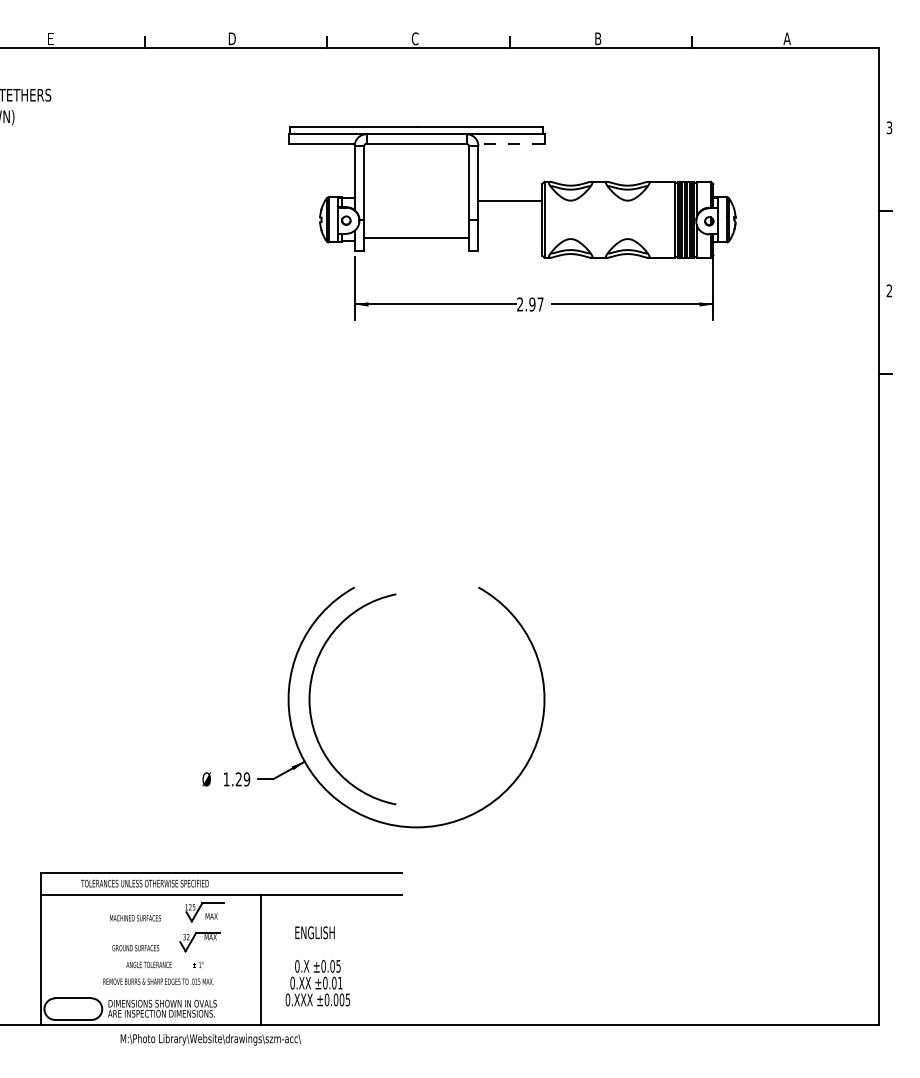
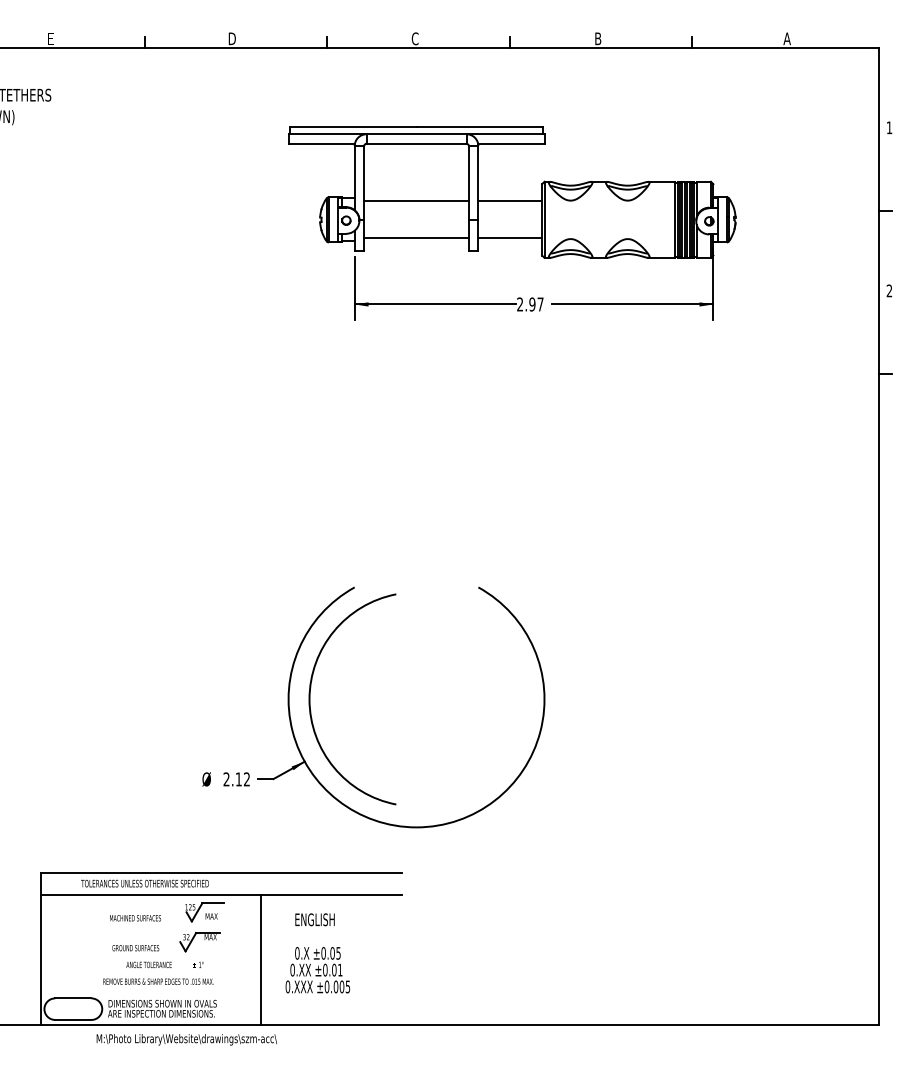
text: 3 -> 1 (889, 127)
line: dashed -> solid (510, 143)
line: none -> present (416, 201)
line: none -> present (510, 238)
text: 1.29 -> 2.12 (236, 779)
part position: (317, 966) -> (317, 953) (317, 953)
text position: (210, 1039) -> (186, 1039) (186, 1039)
